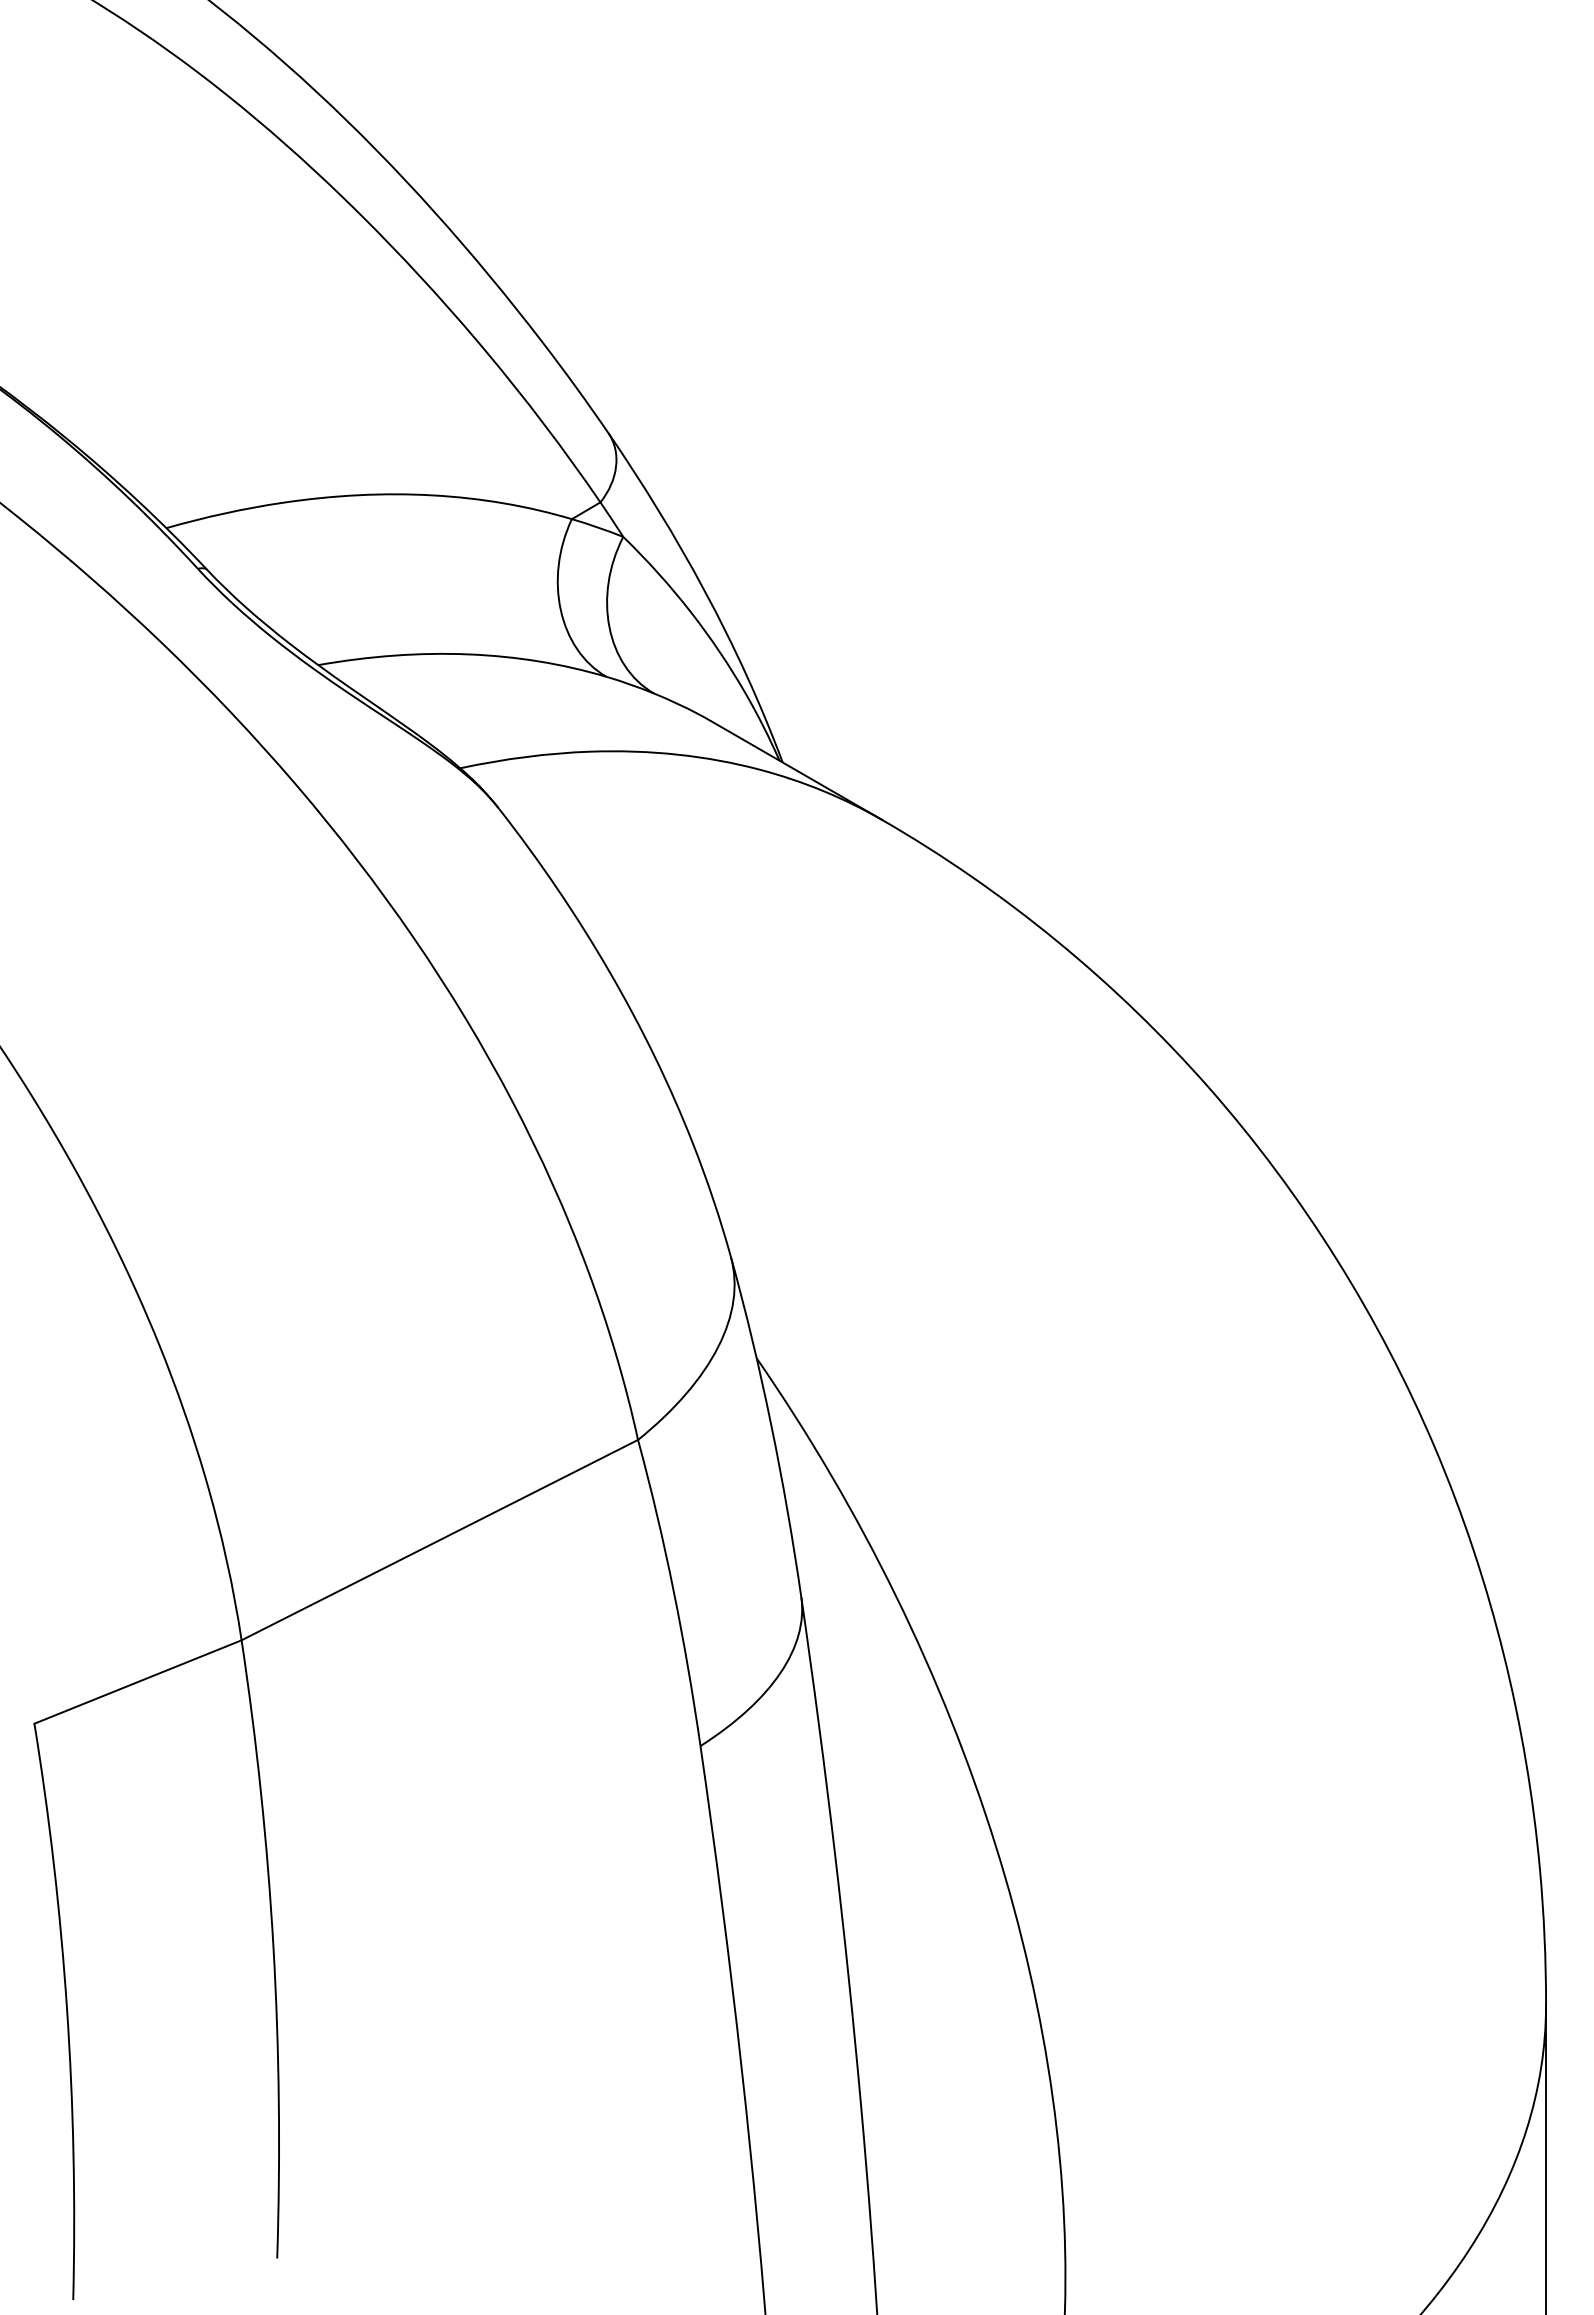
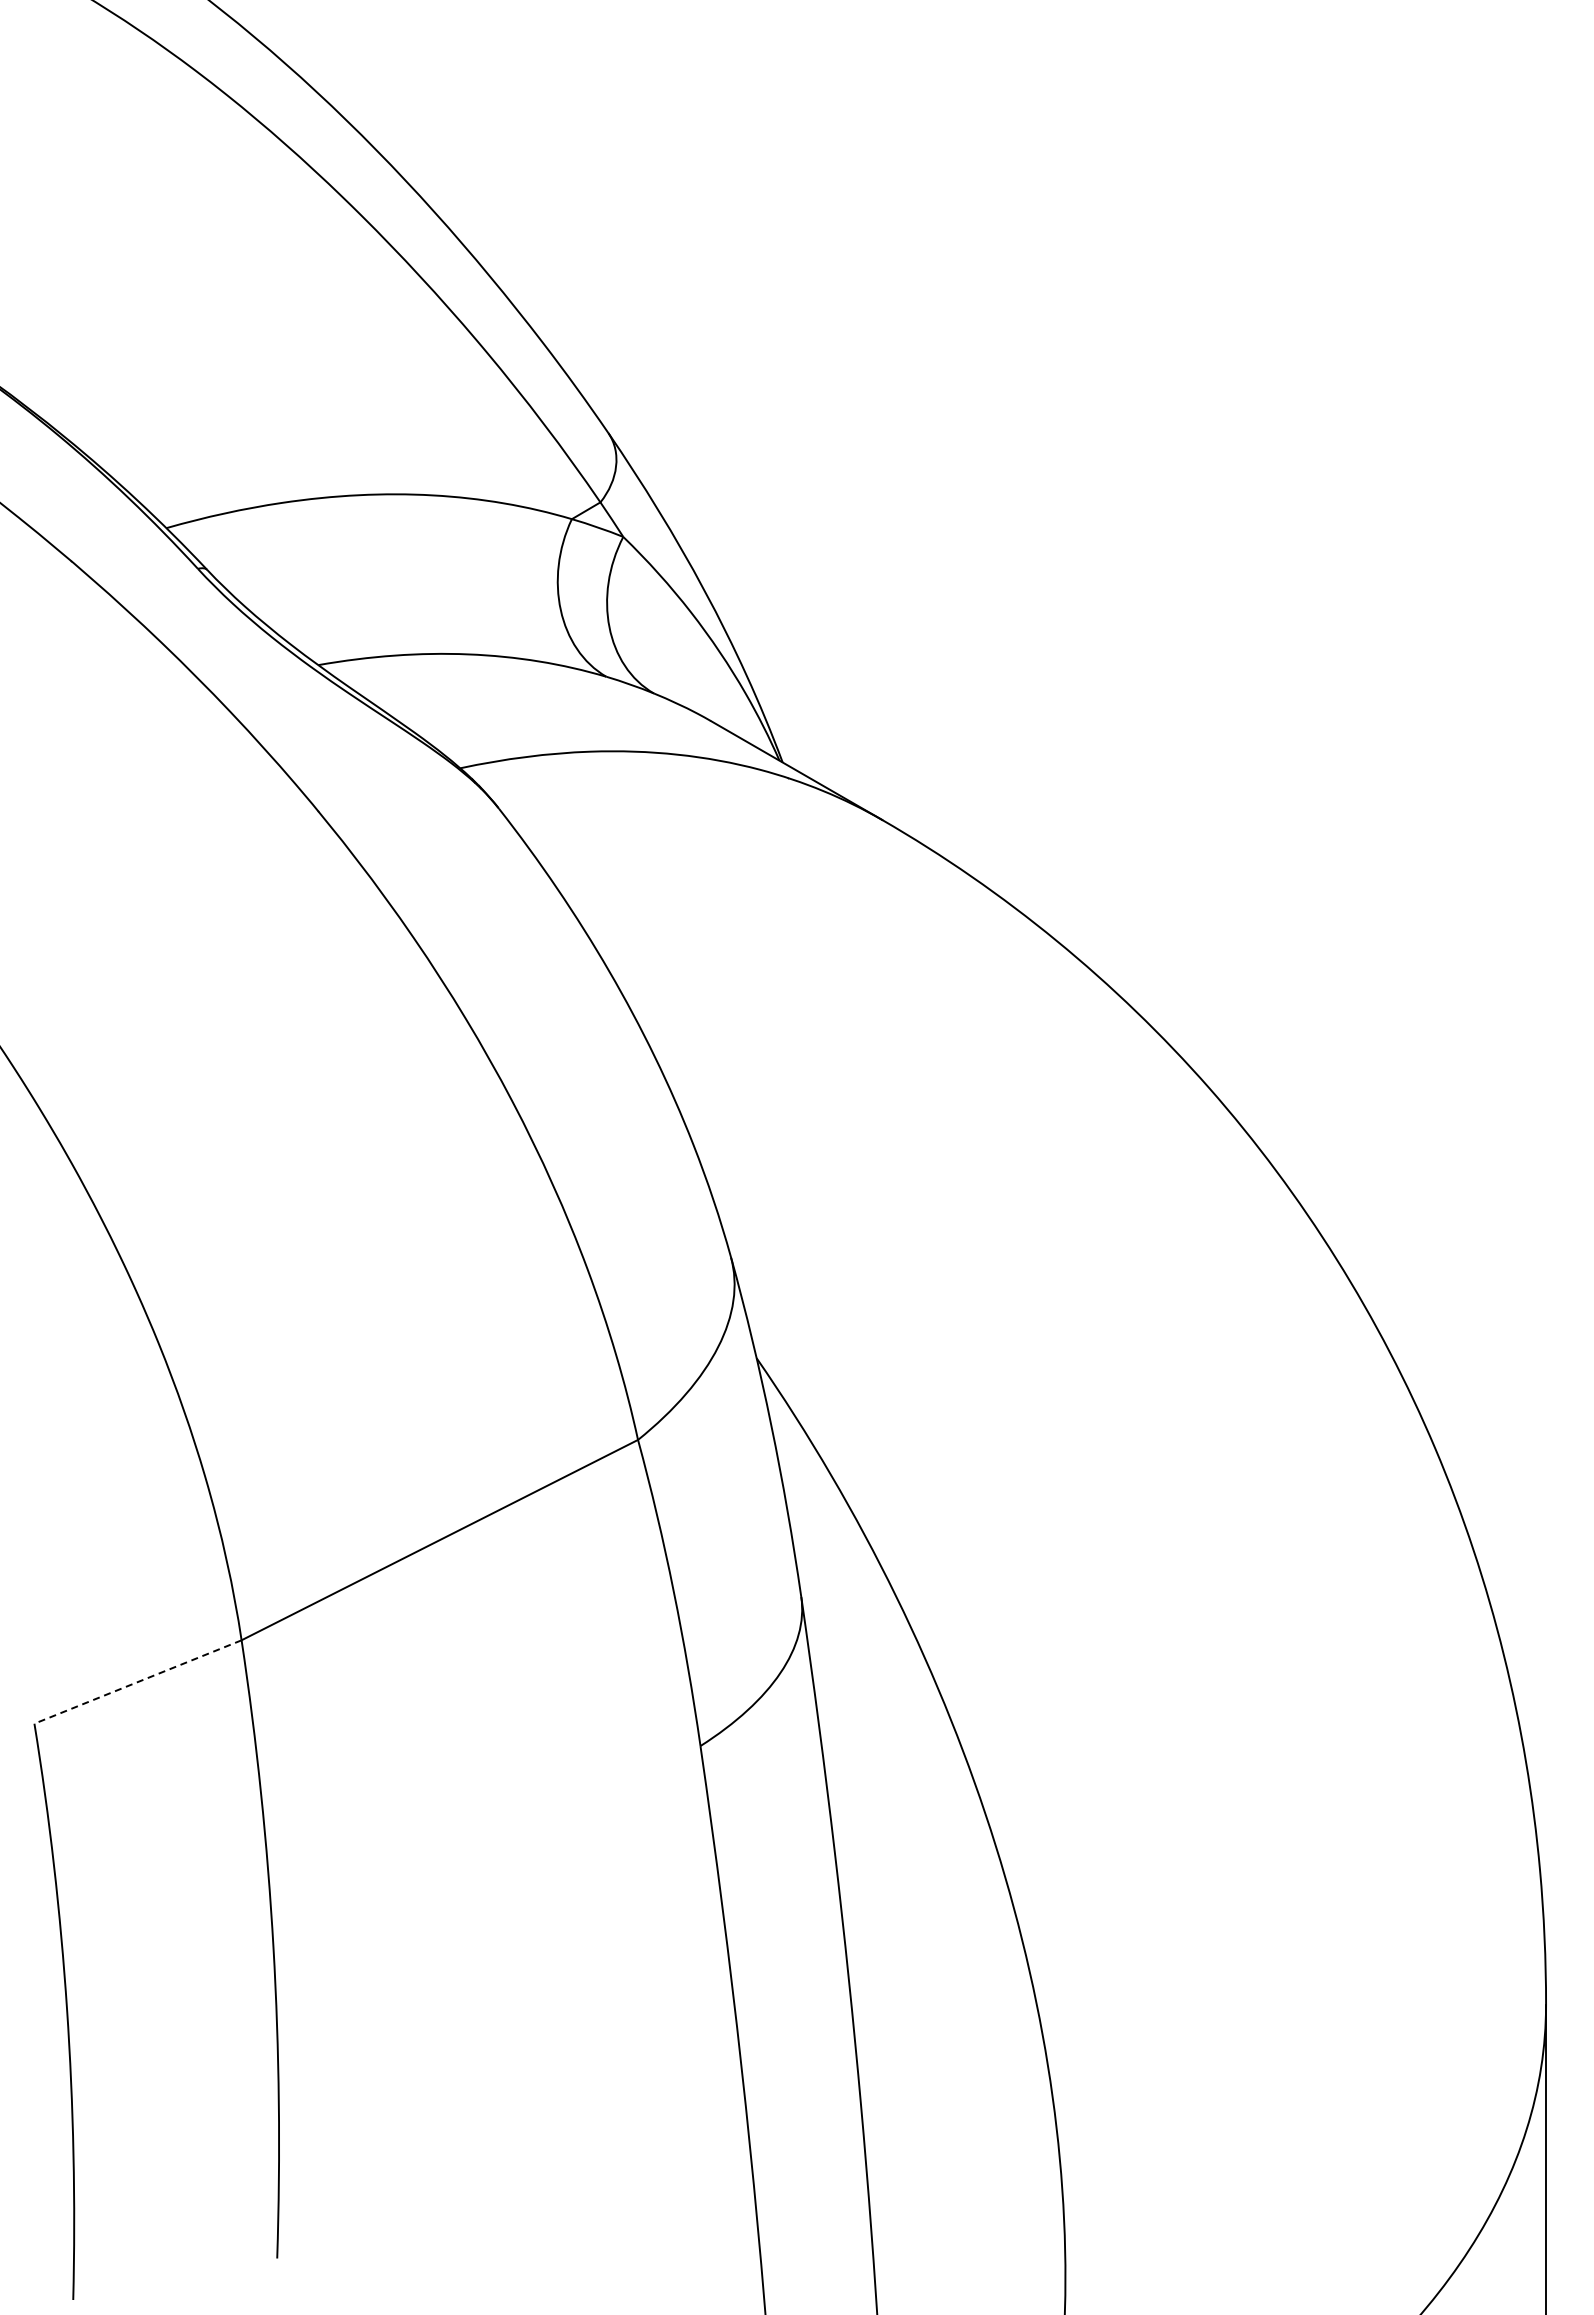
line: solid -> dashed (138, 1682)
